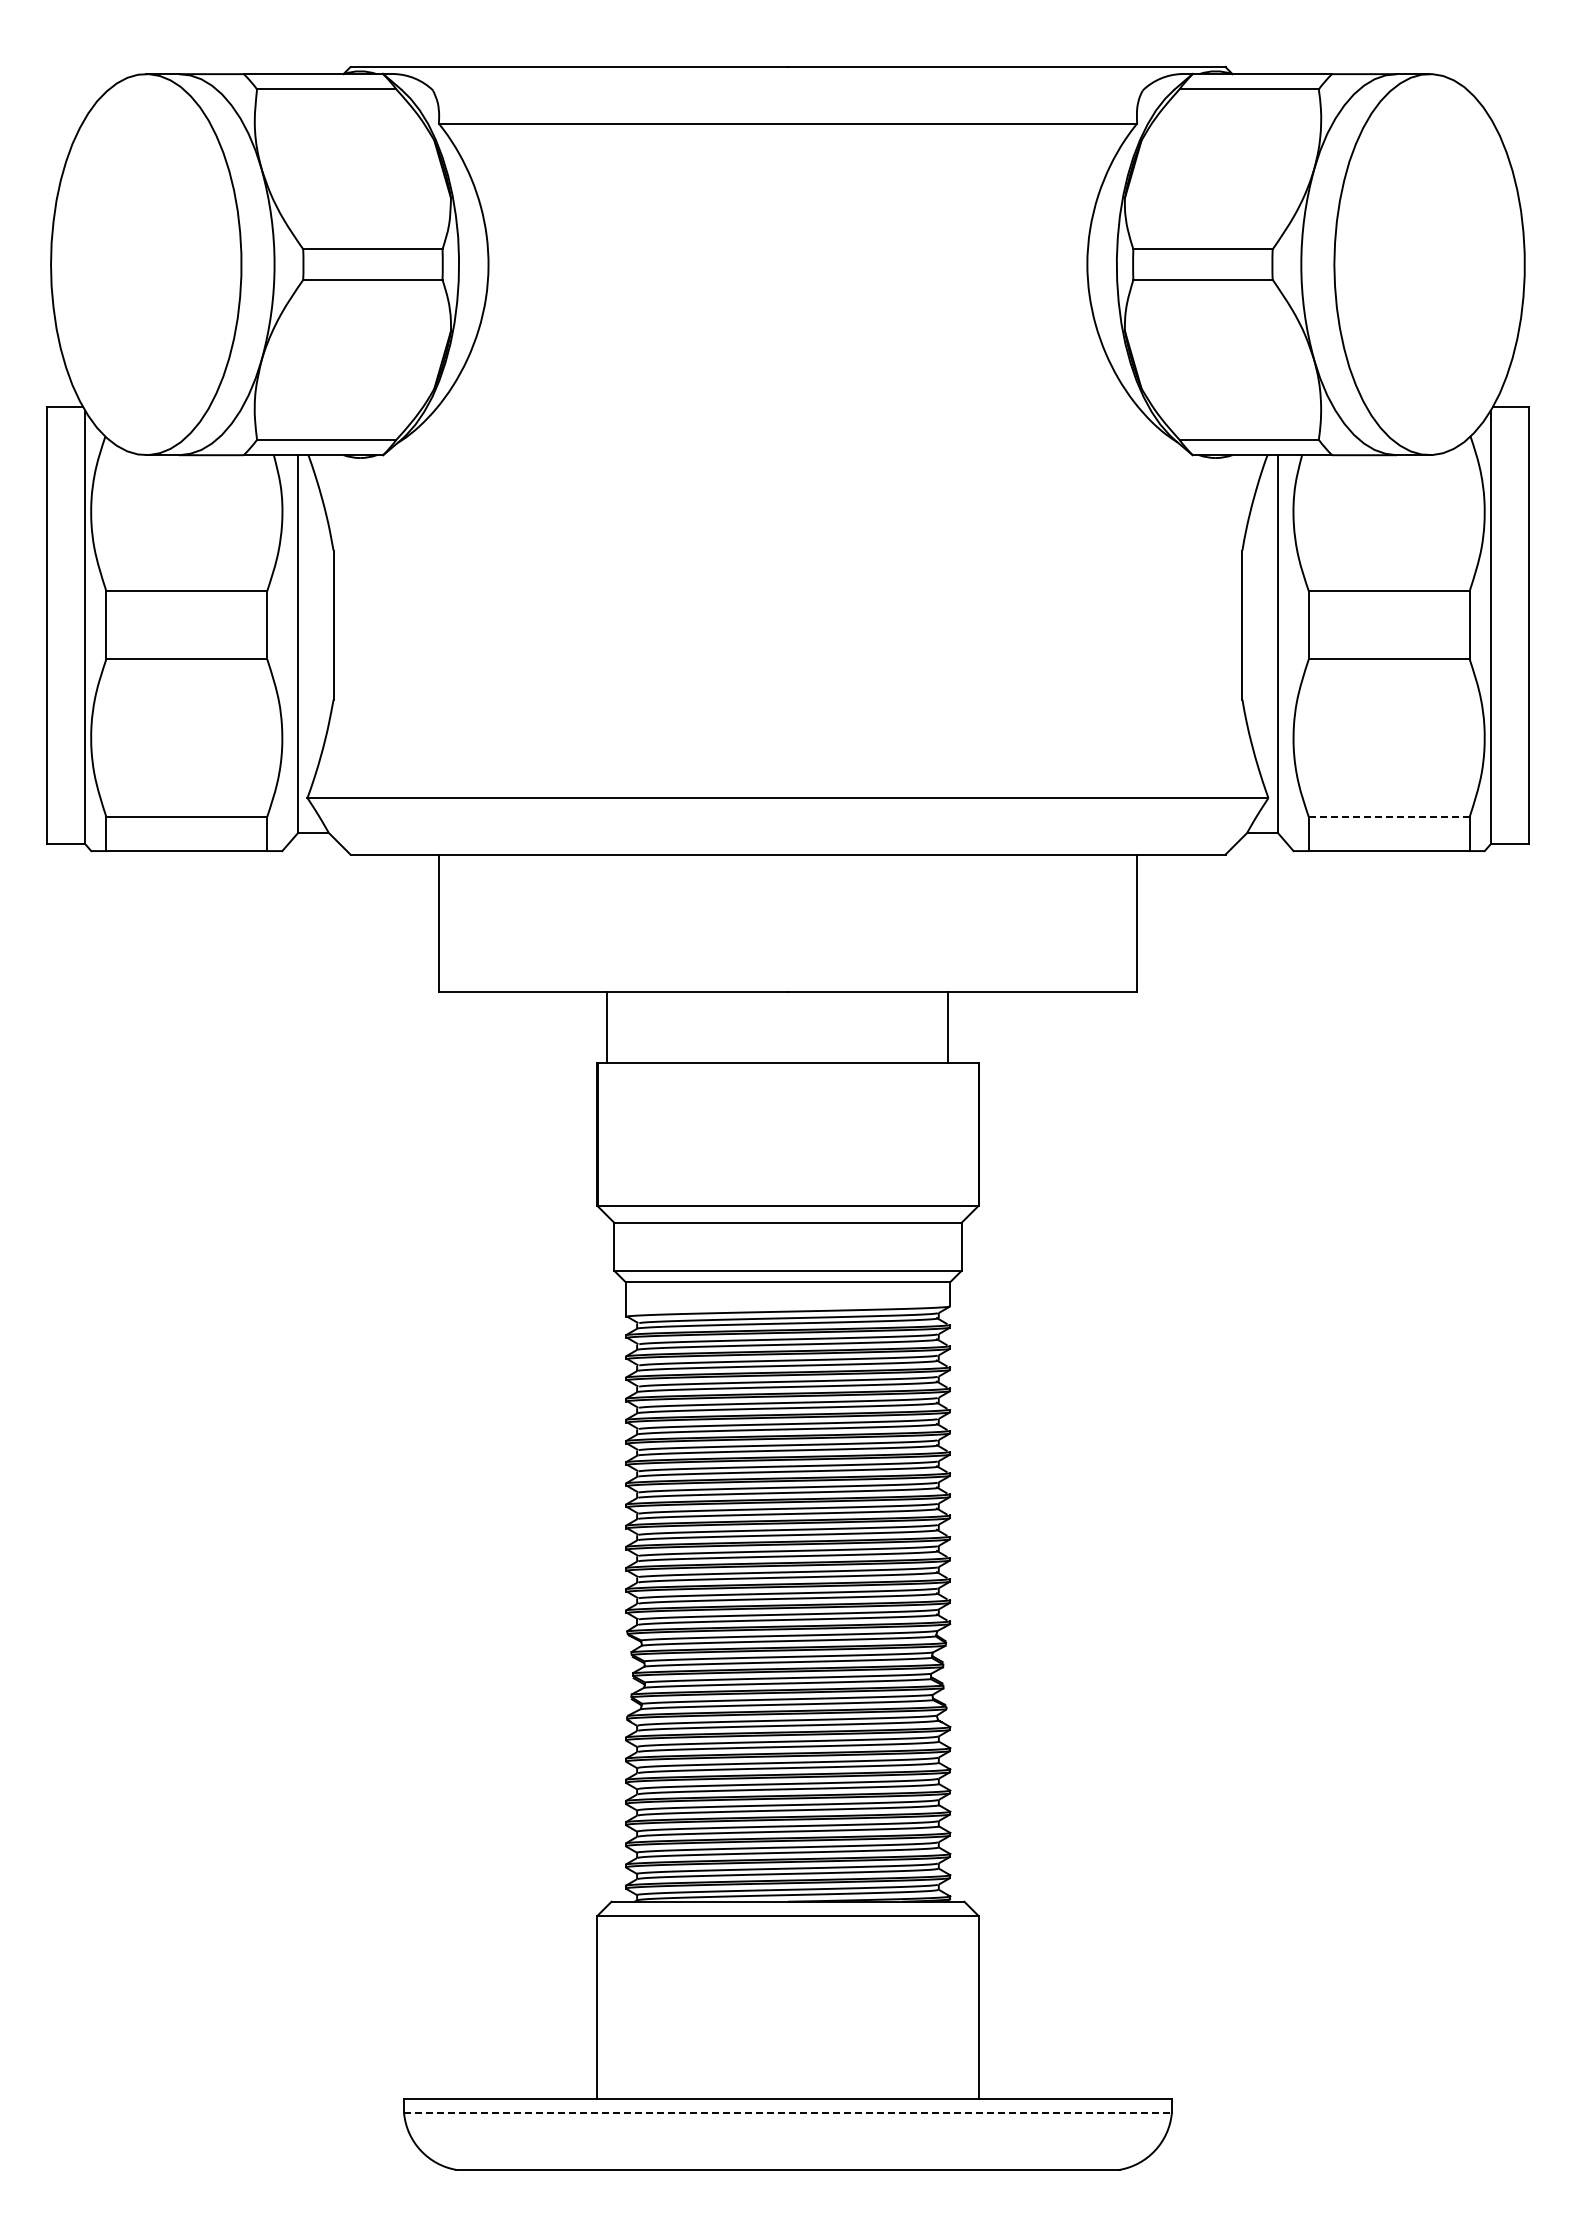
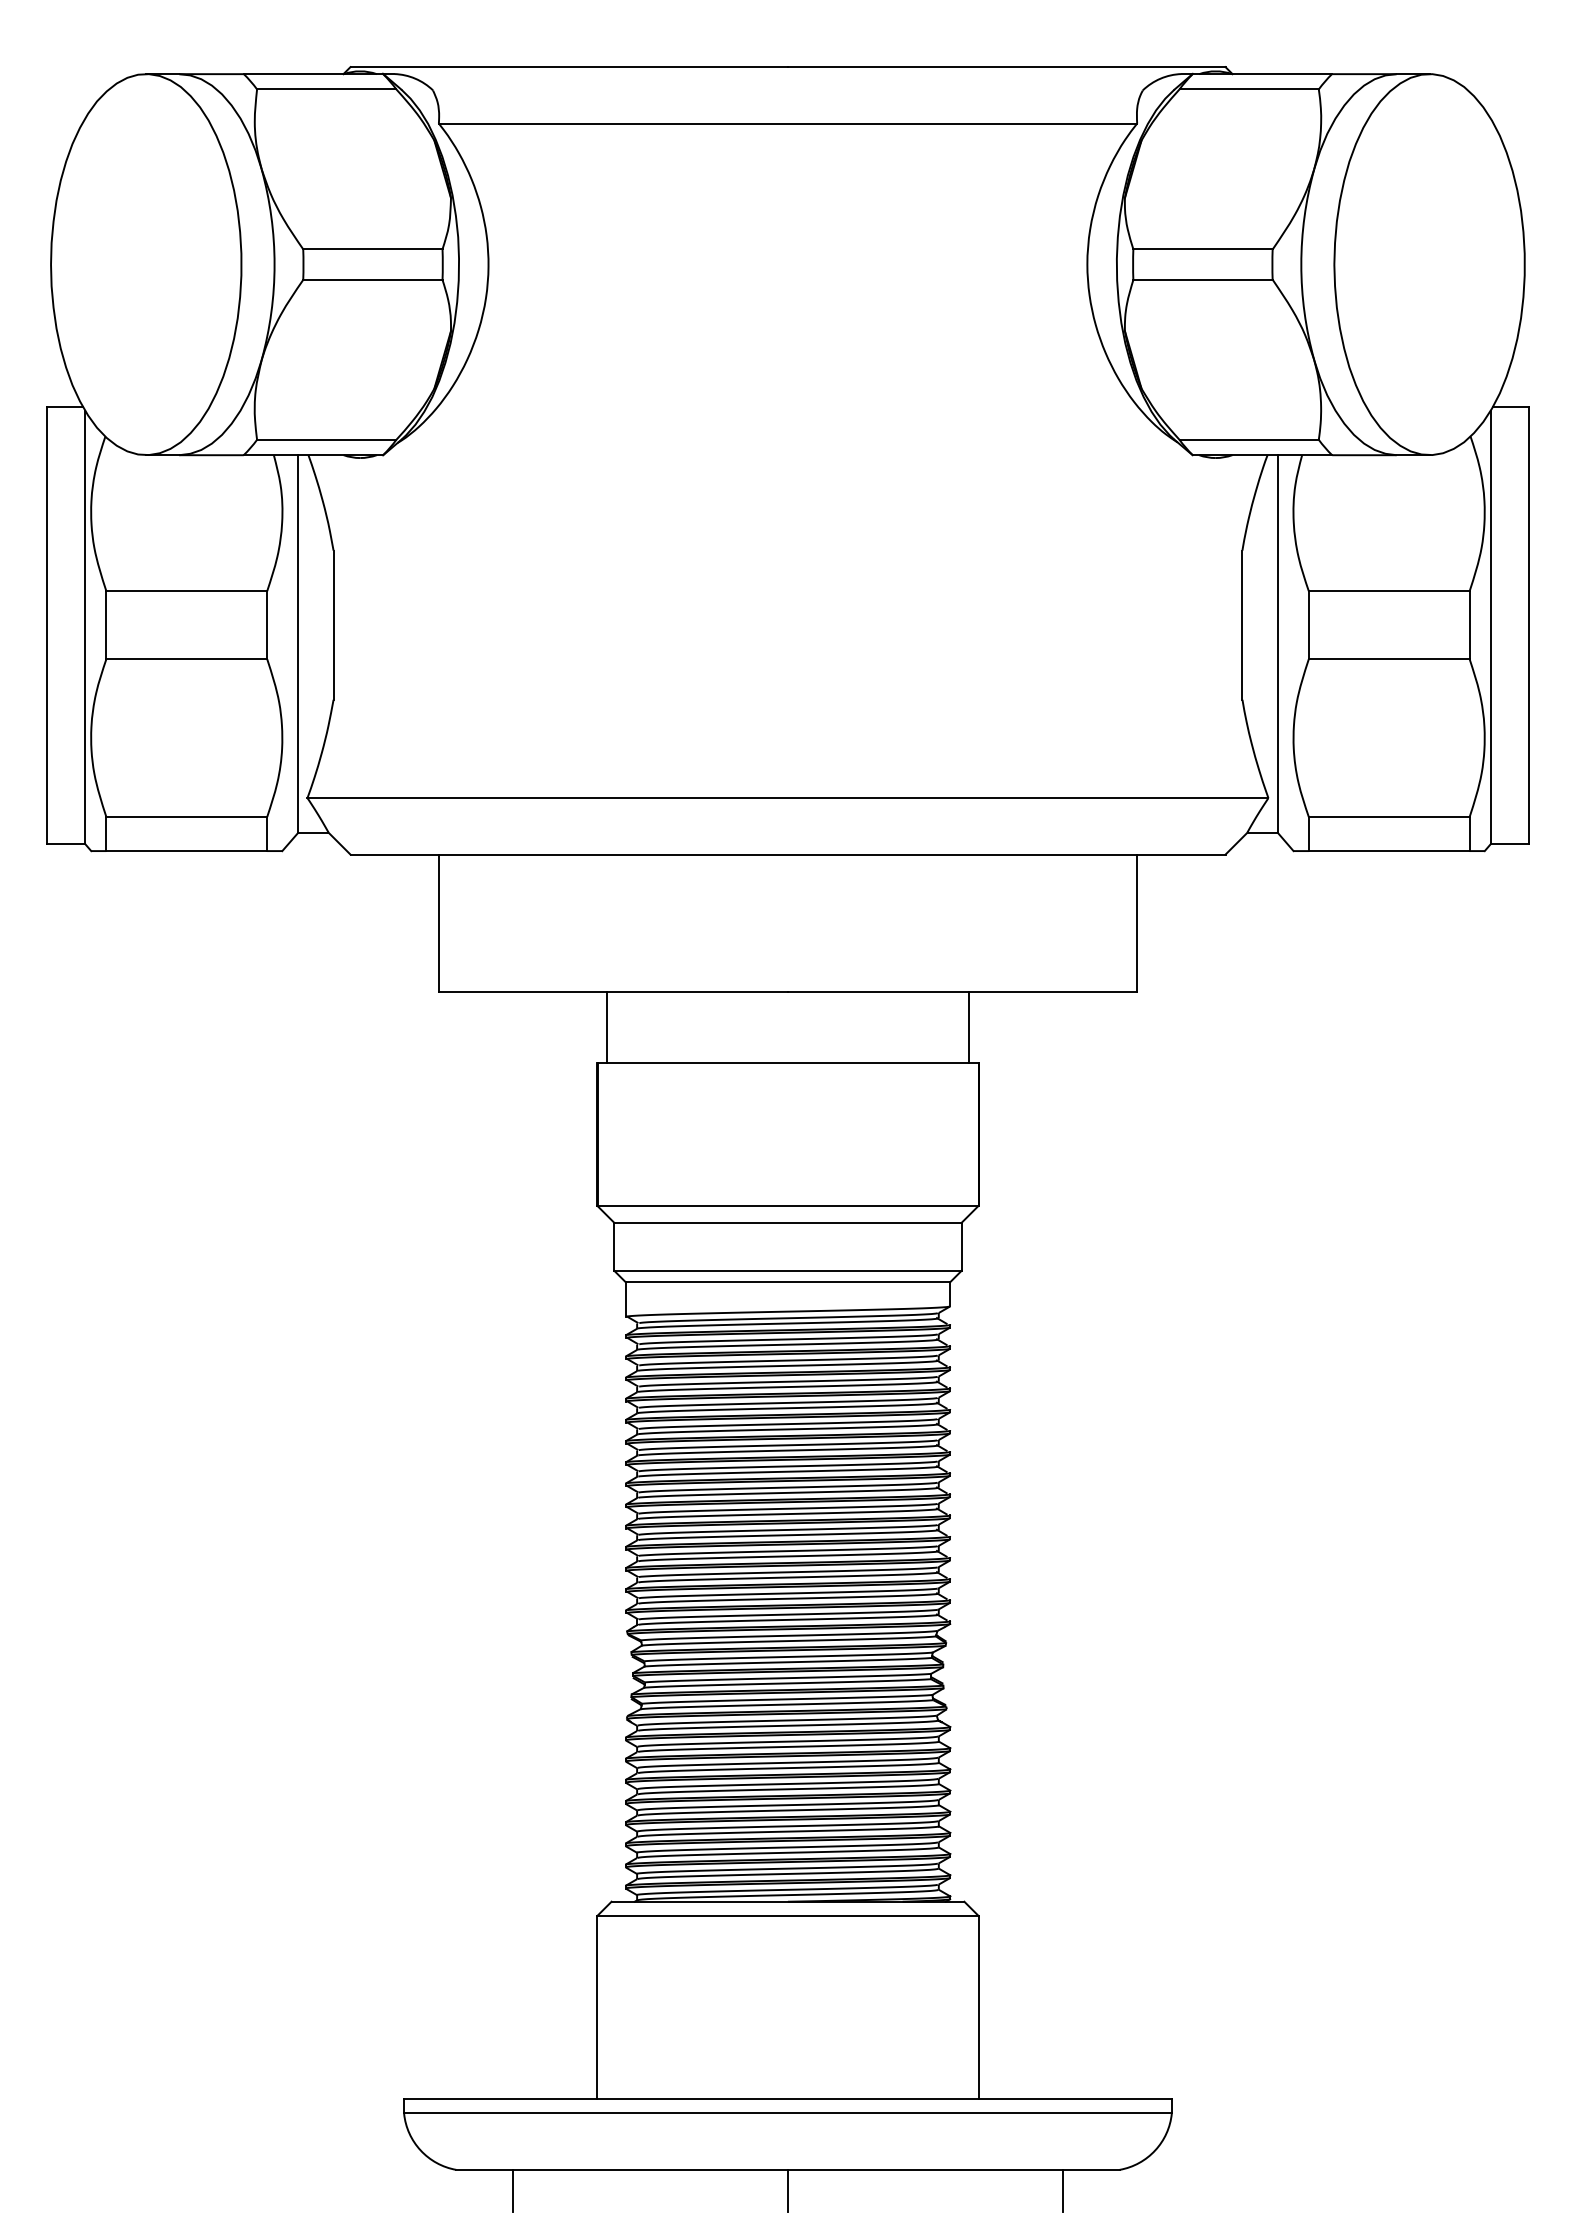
line: dashed -> solid (1389, 816)
line position: (948, 1027) -> (969, 1027) (969, 1027)
line: dashed -> solid (787, 2113)
line: none -> present (512, 2190)
line: none -> present (787, 2190)
line: none -> present (1063, 2190)
